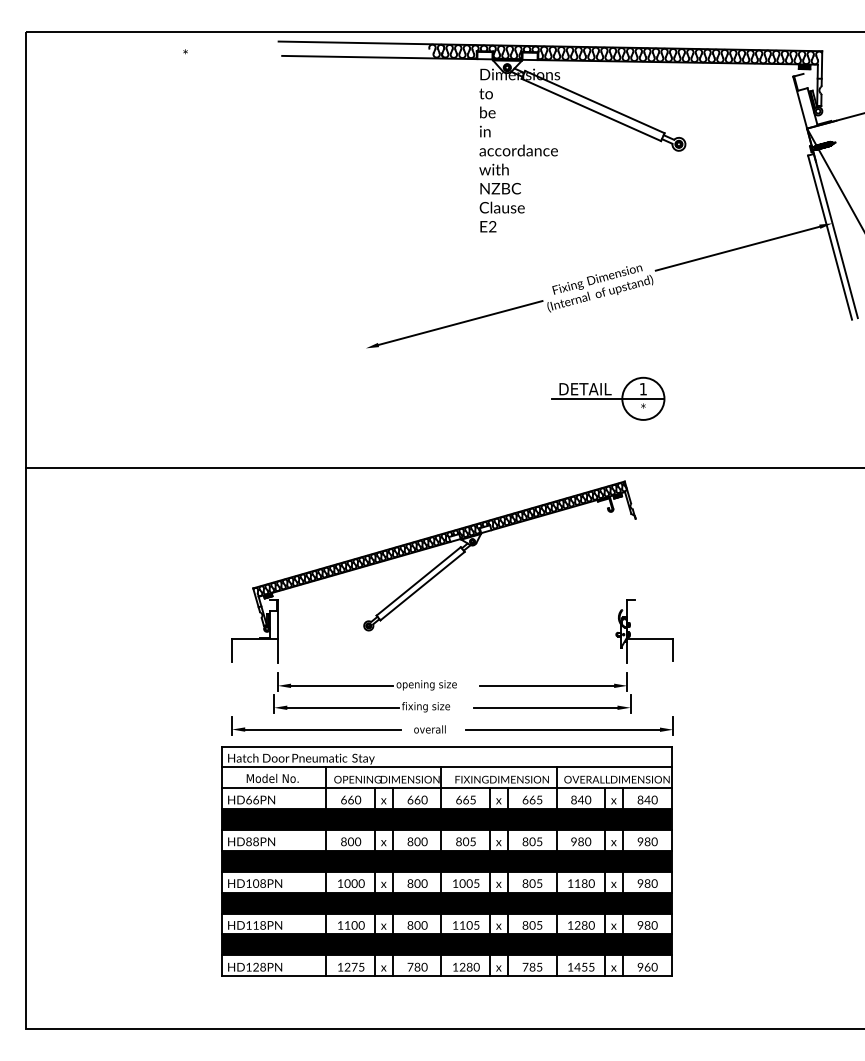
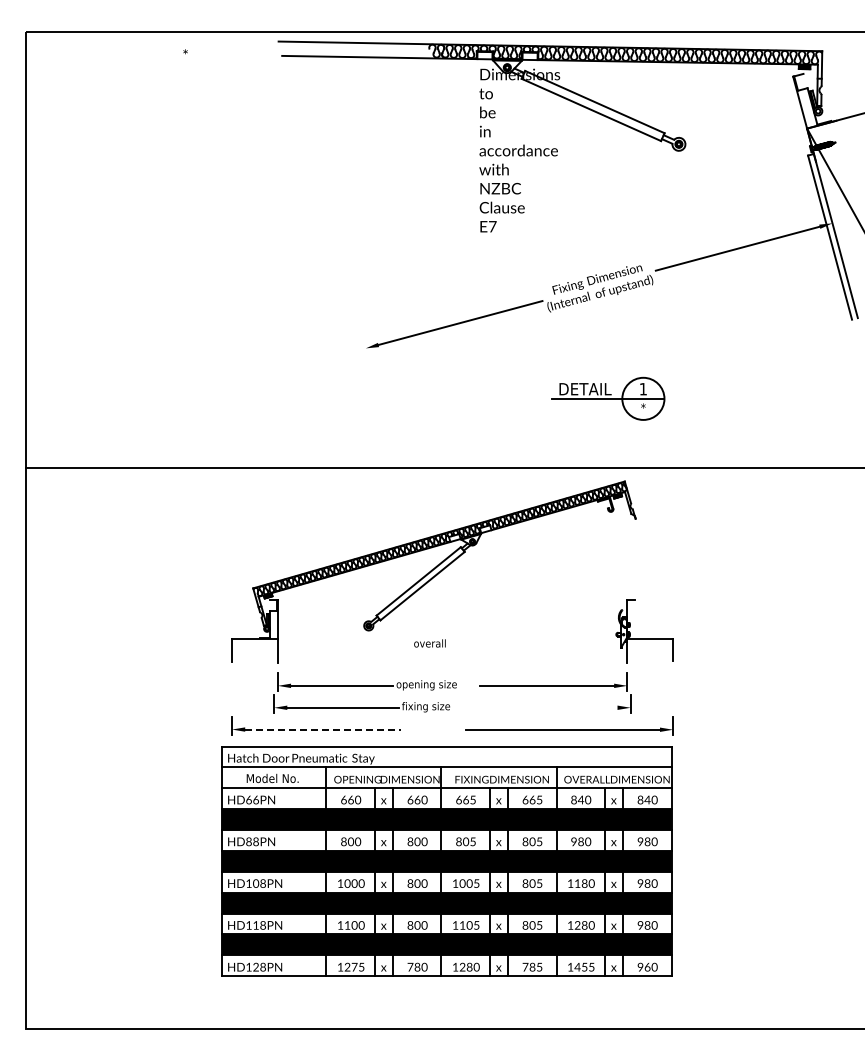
text: E2 -> E7 (492, 226)
line: present -> none (545, 707)
line: solid -> dashed (323, 729)
text position: (429, 729) -> (429, 643) (429, 643)
